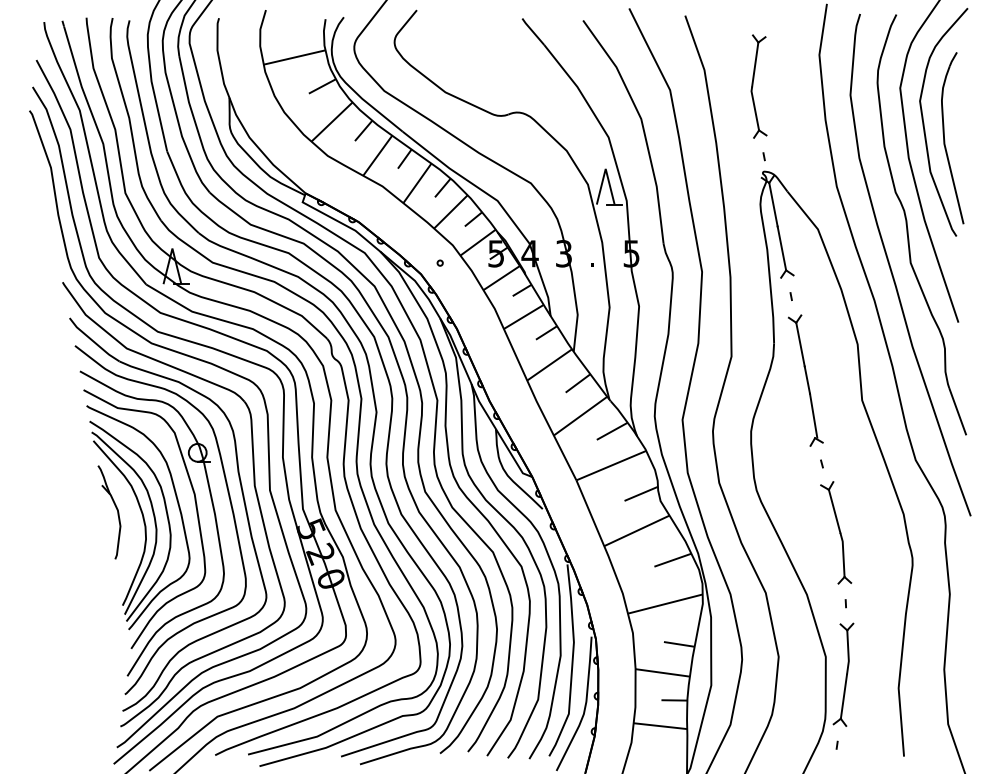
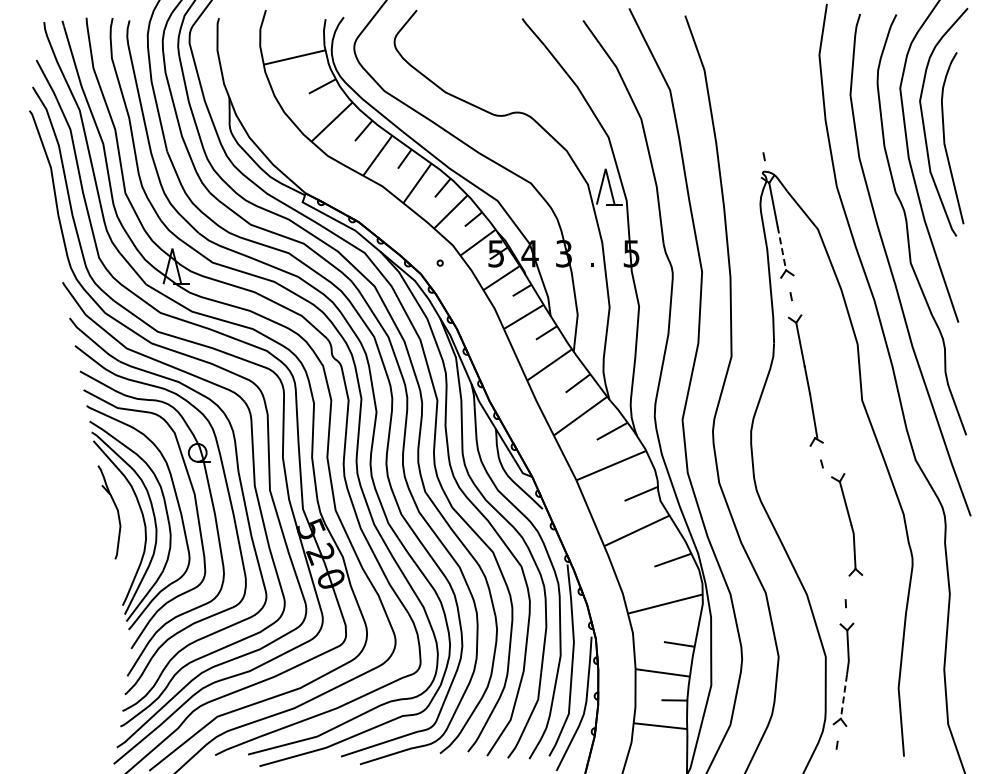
part: present -> none (758, 86)
line: solid -> dashed (782, 248)
part position: (836, 532) -> (847, 524) (847, 524)
line: solid -> dashed (843, 697)
